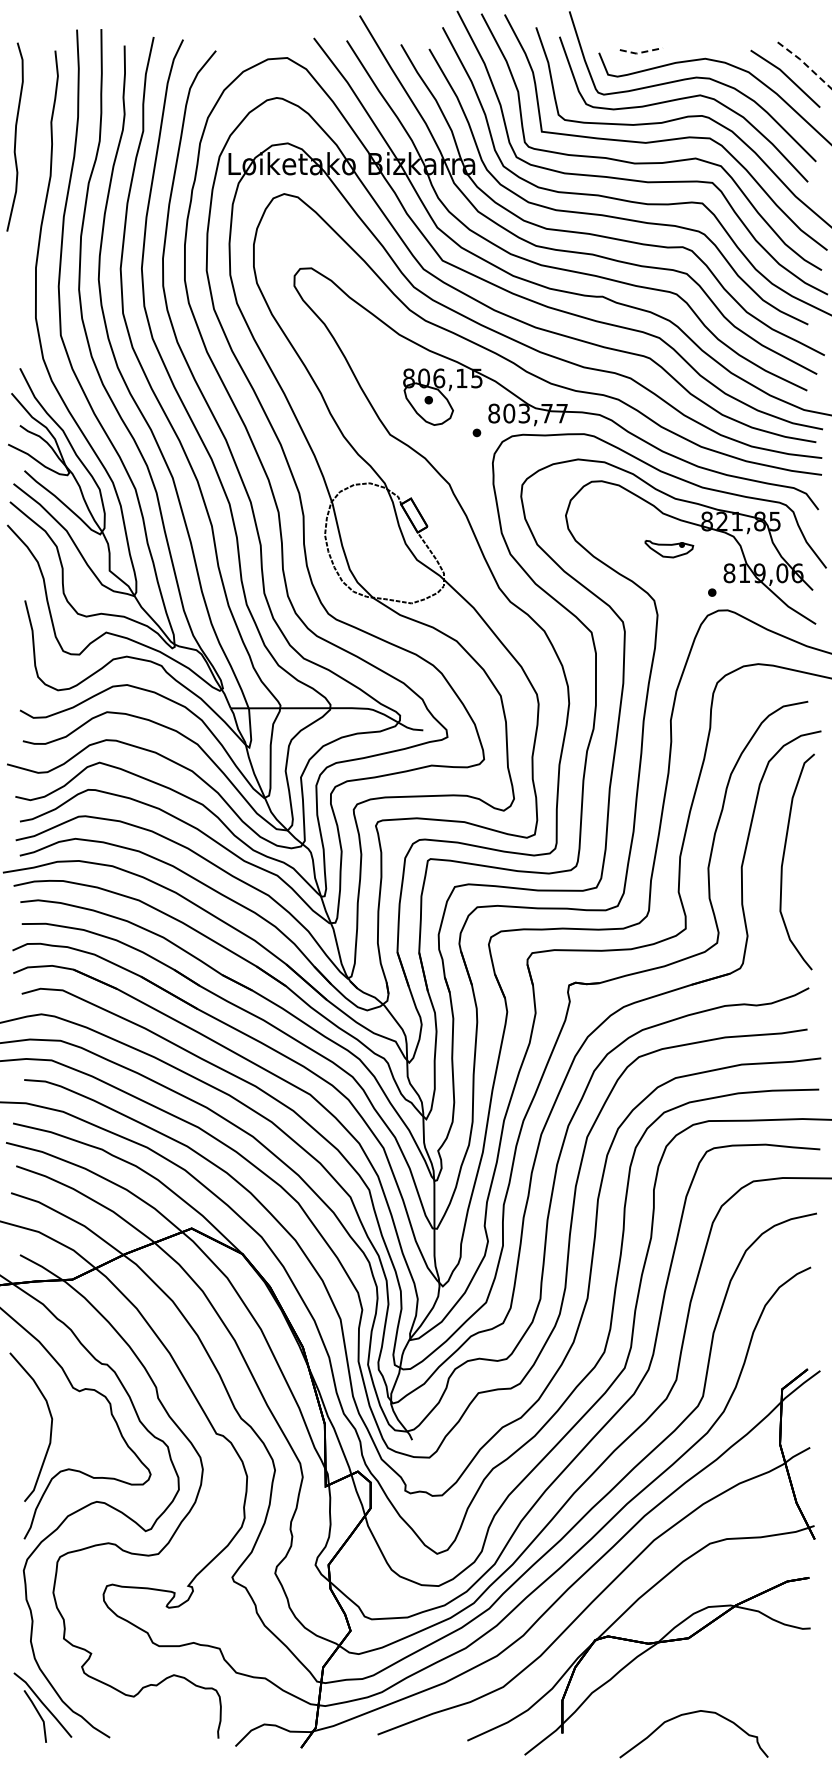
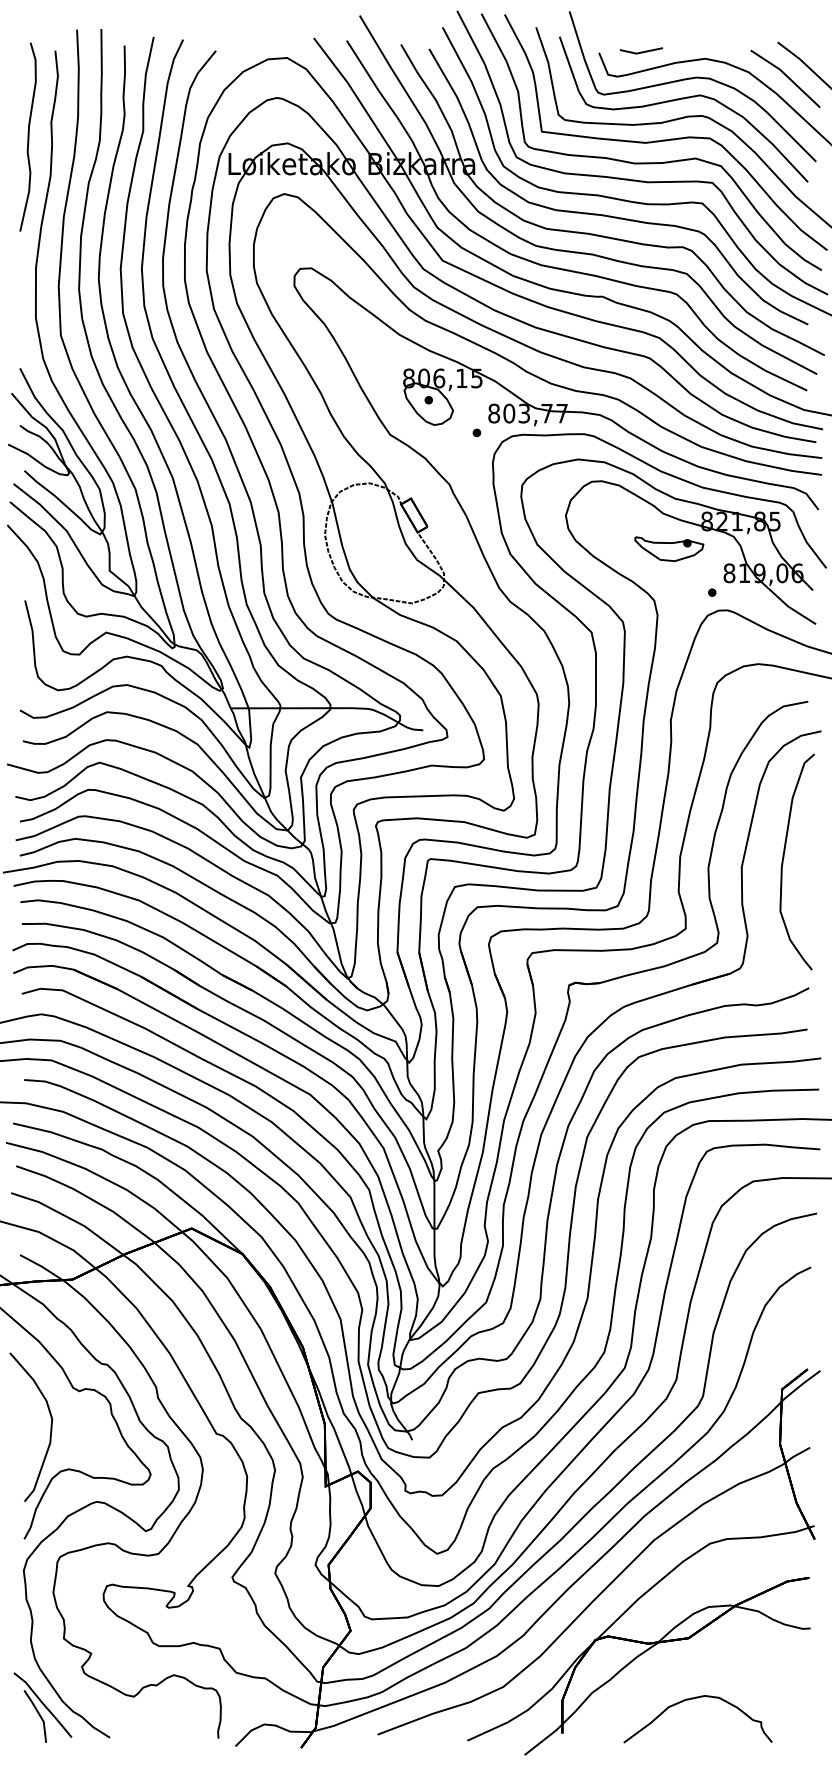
line: dashed -> solid (641, 52)
line: dashed -> solid (805, 64)
curve position: (14, 136) -> (27, 136) (27, 136)
part size: 51x19 px -> 71x26 px (669, 548)
curve position: (689, 1714) -> (693, 1699) (693, 1699)
